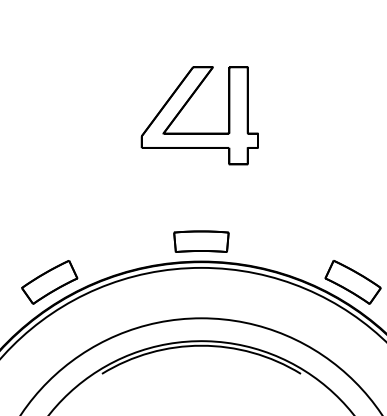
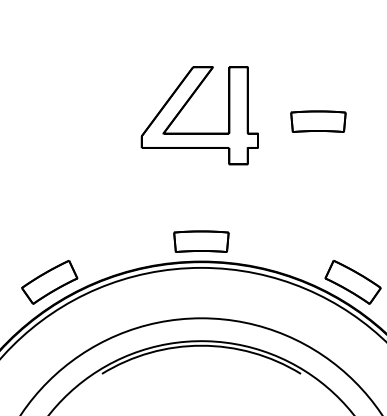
part: none -> present (318, 121)
